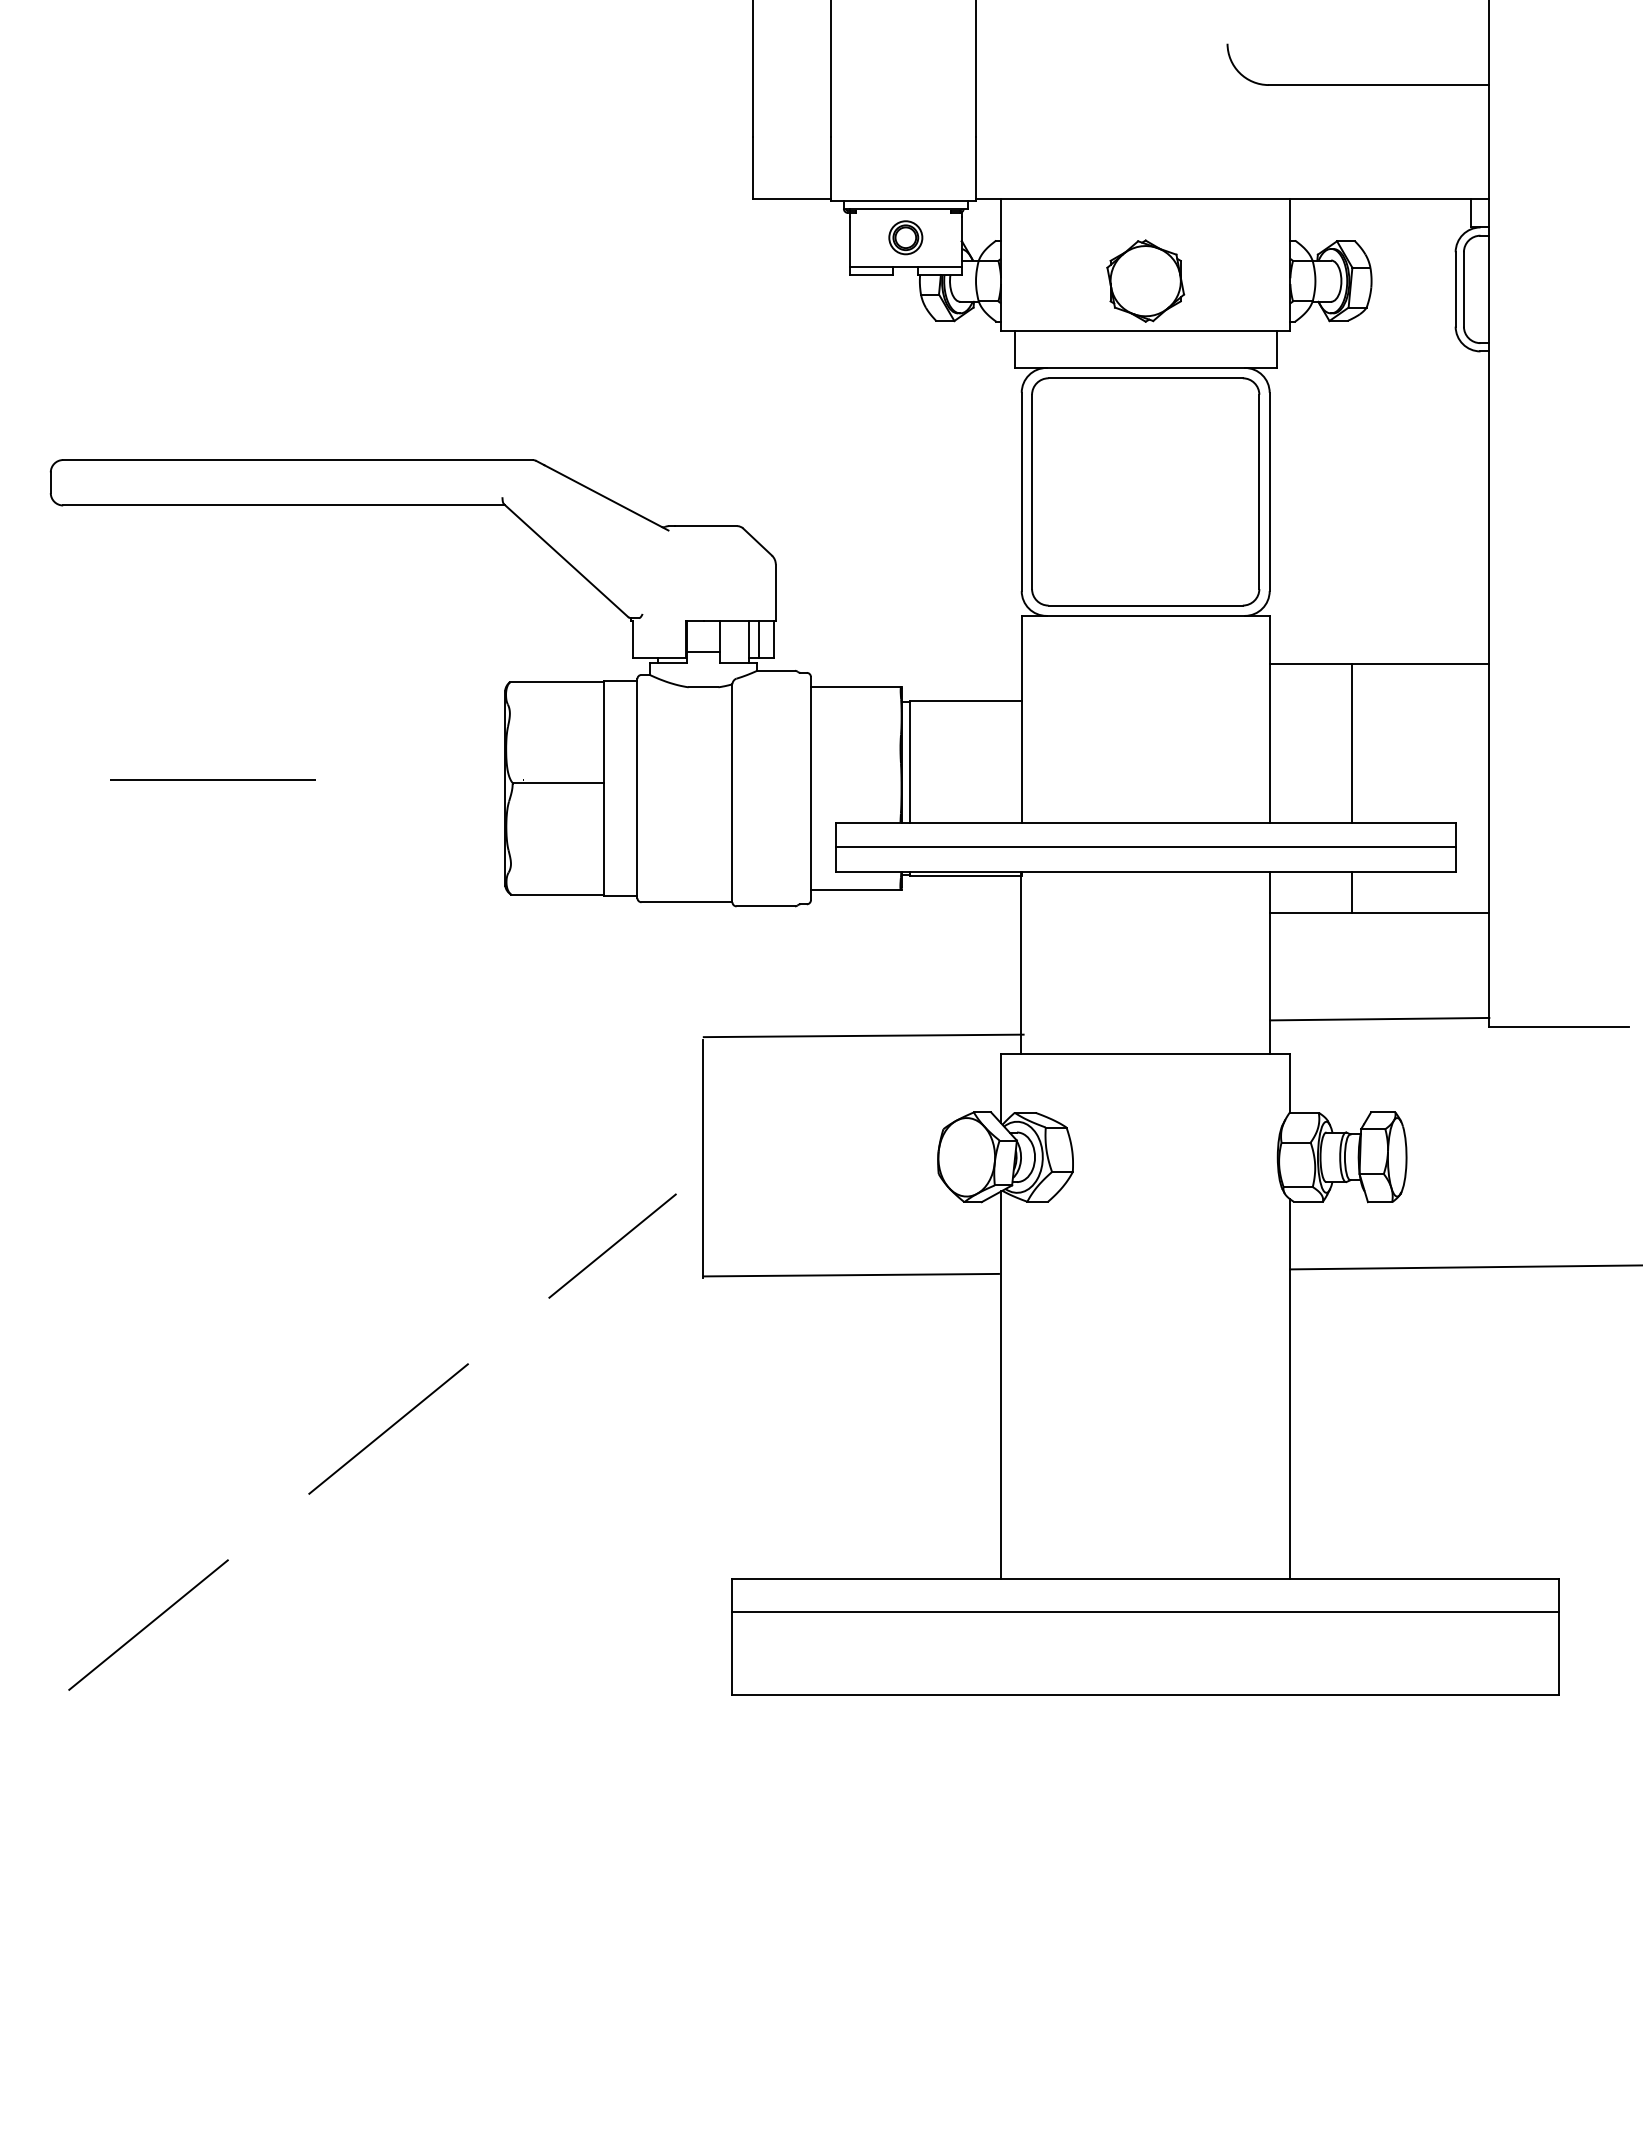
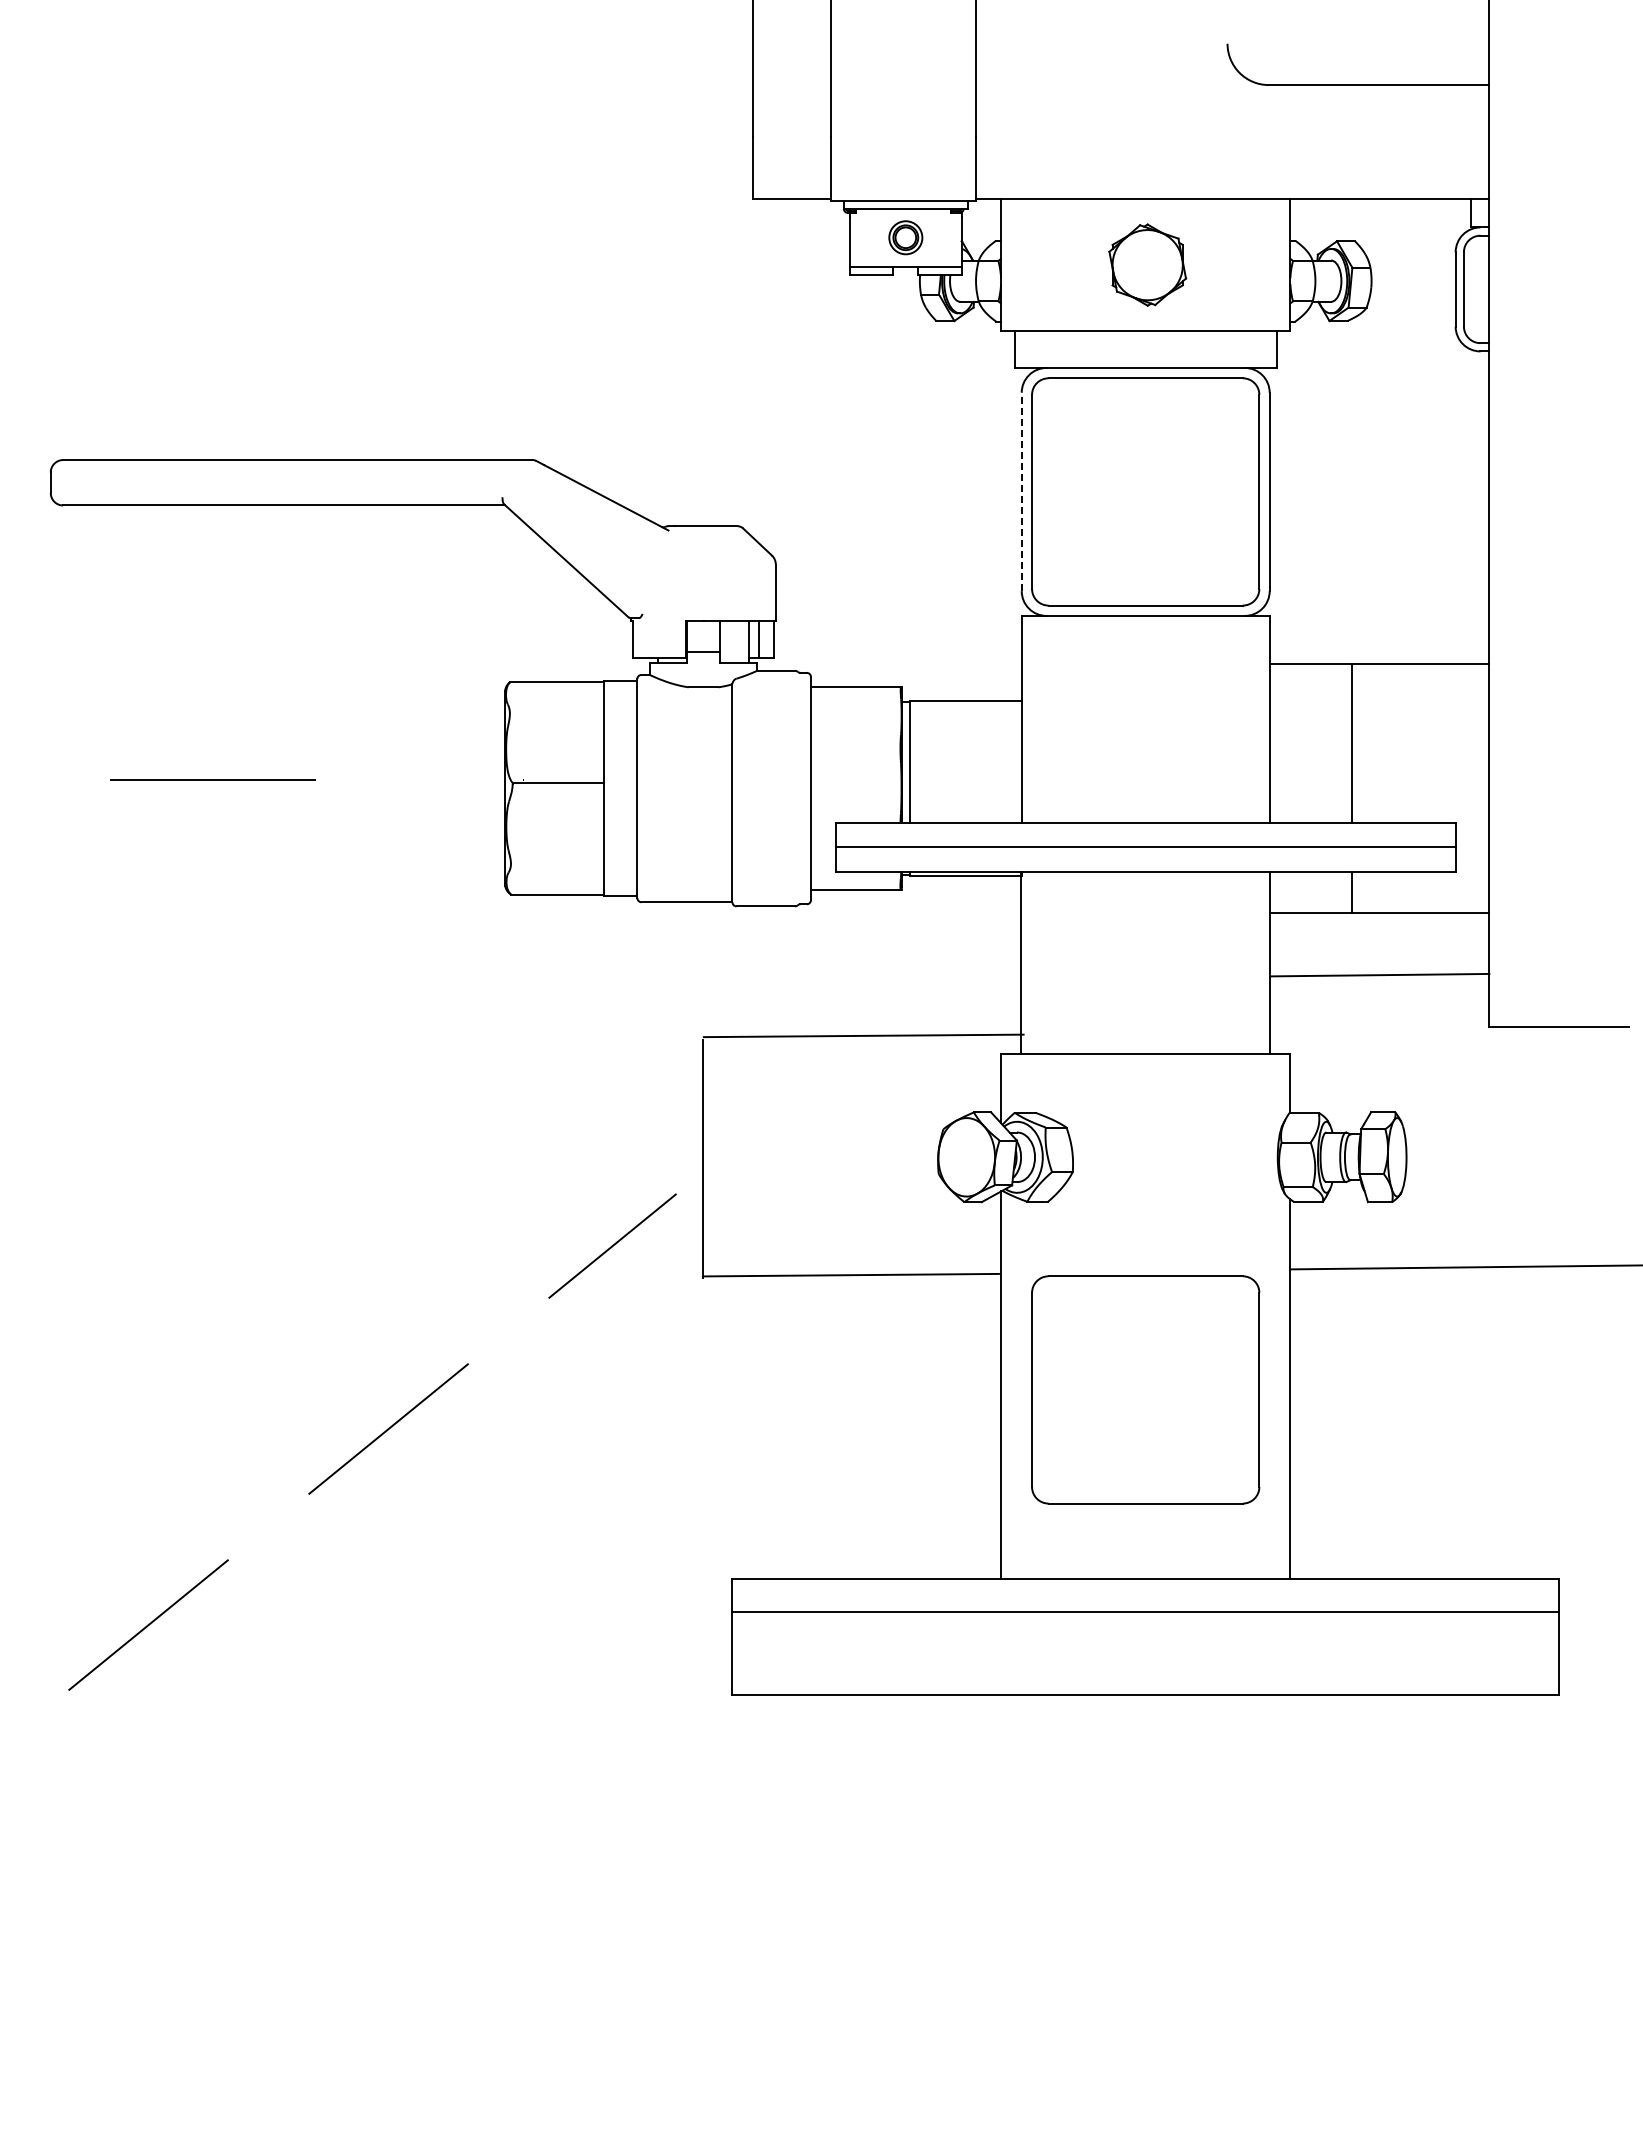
part position: (1145, 280) -> (1147, 264) (1147, 264)
line: solid -> dashed (1021, 491)
line position: (1379, 1018) -> (1379, 974) (1379, 974)
part: none -> present (1145, 1389)
